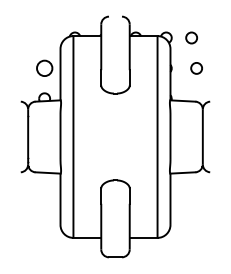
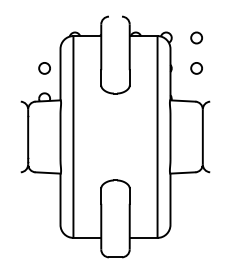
circle position: (191, 37) -> (196, 37) (196, 37)
circle size: 18x18 px -> 13x13 px (44, 68)
